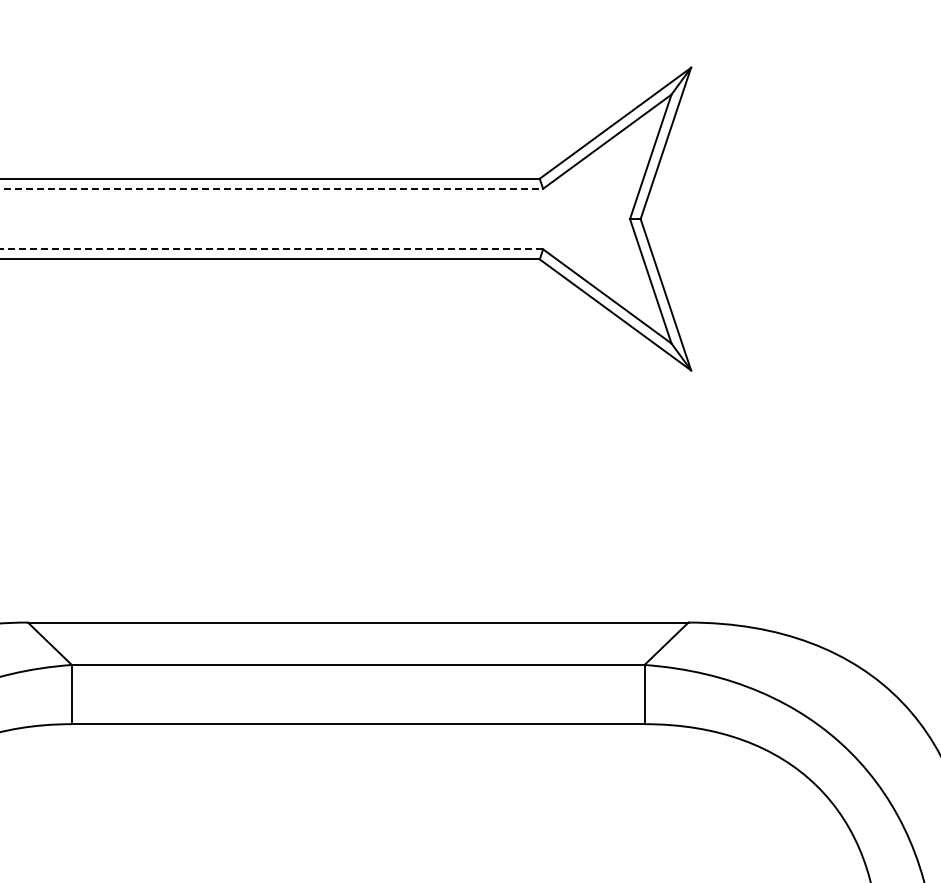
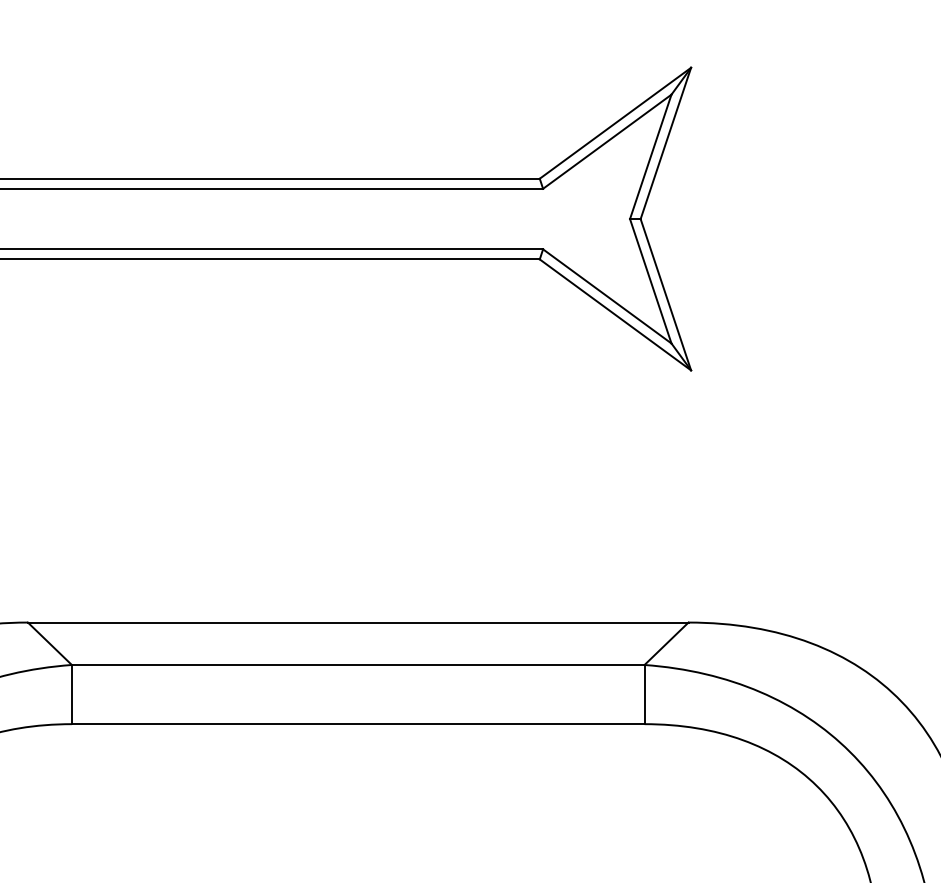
line: dashed -> solid (272, 188)
line: dashed -> solid (271, 249)
